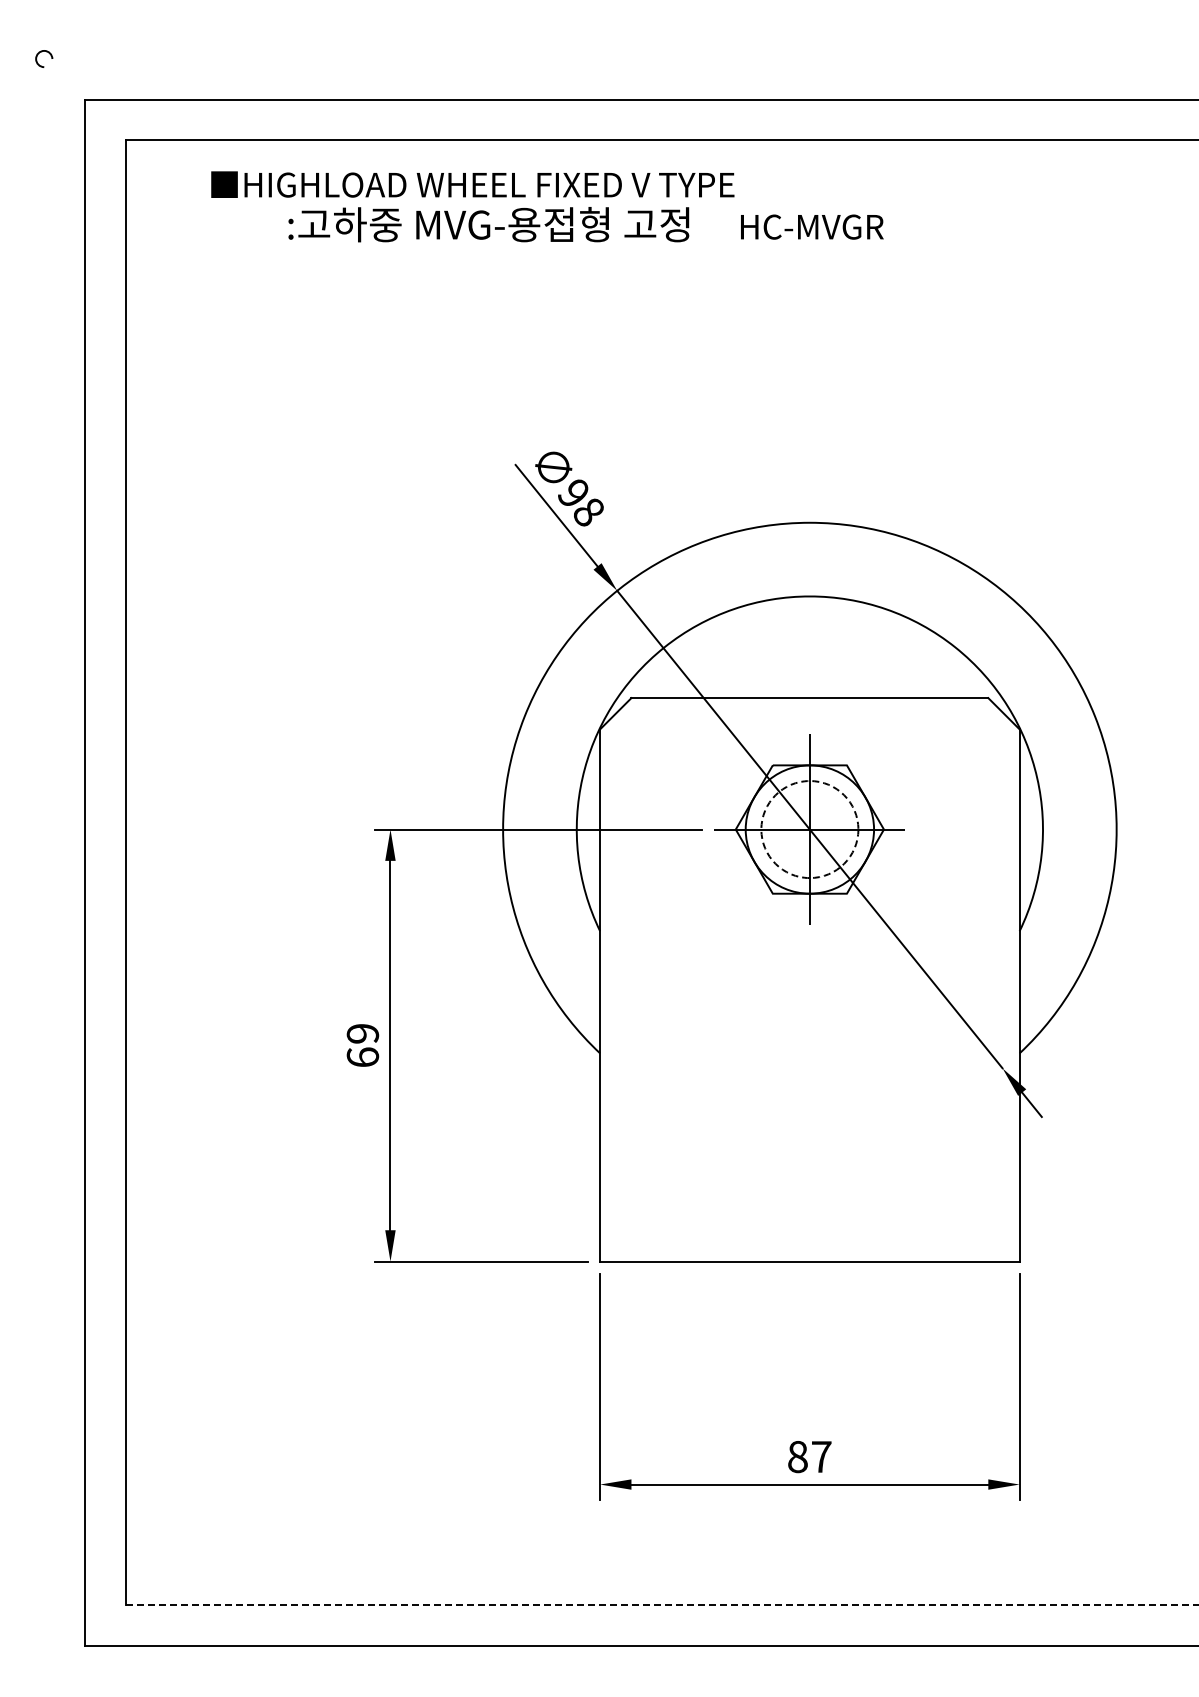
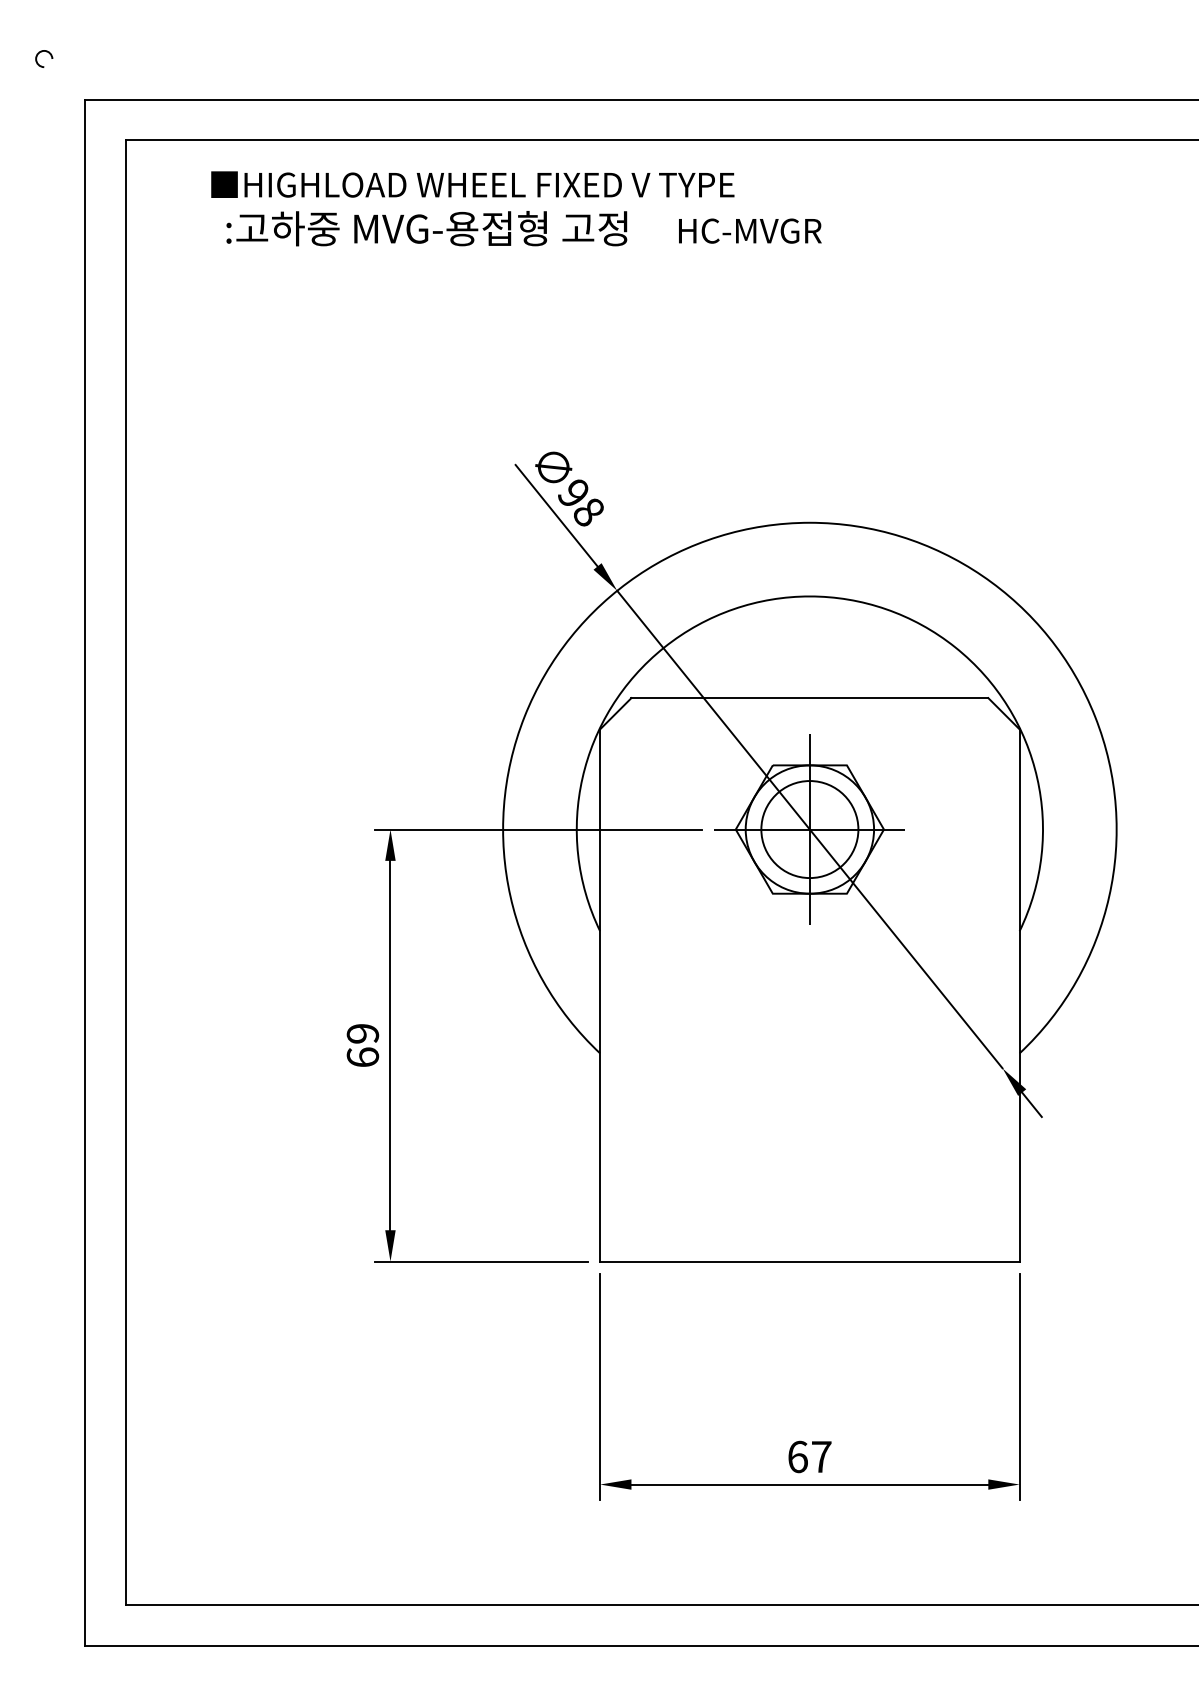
text position: (585, 224) -> (523, 228) (523, 228)
circle: dashed -> solid (809, 829)
text: 87 -> 67 (797, 1456)
line: dashed -> solid (662, 1605)
